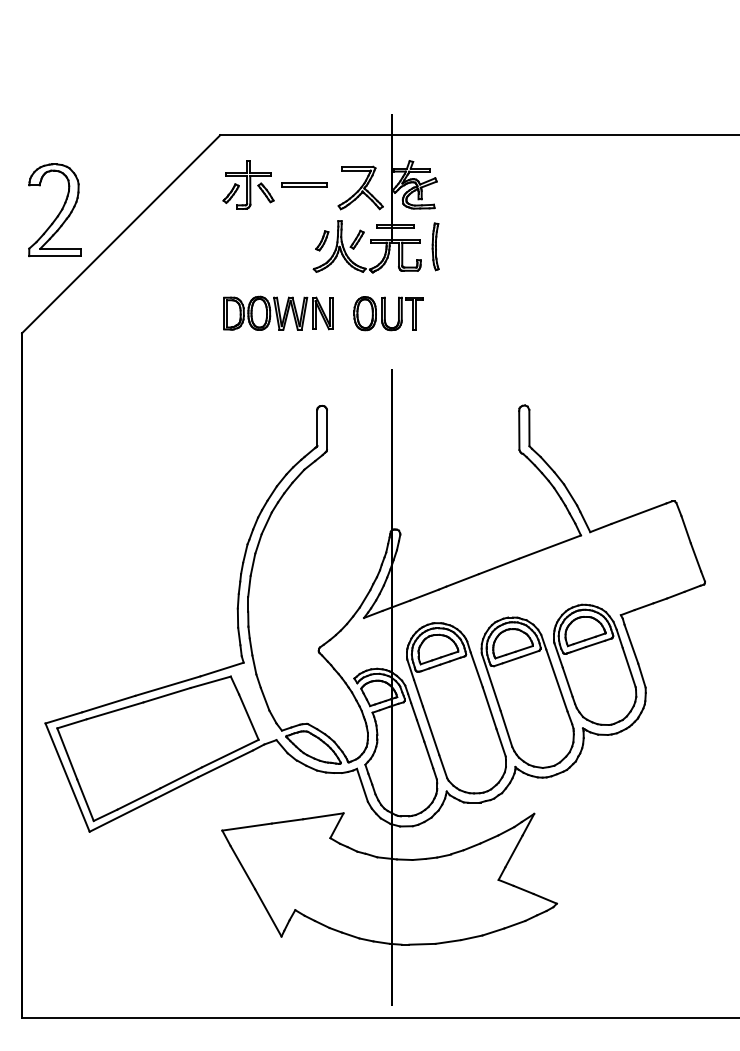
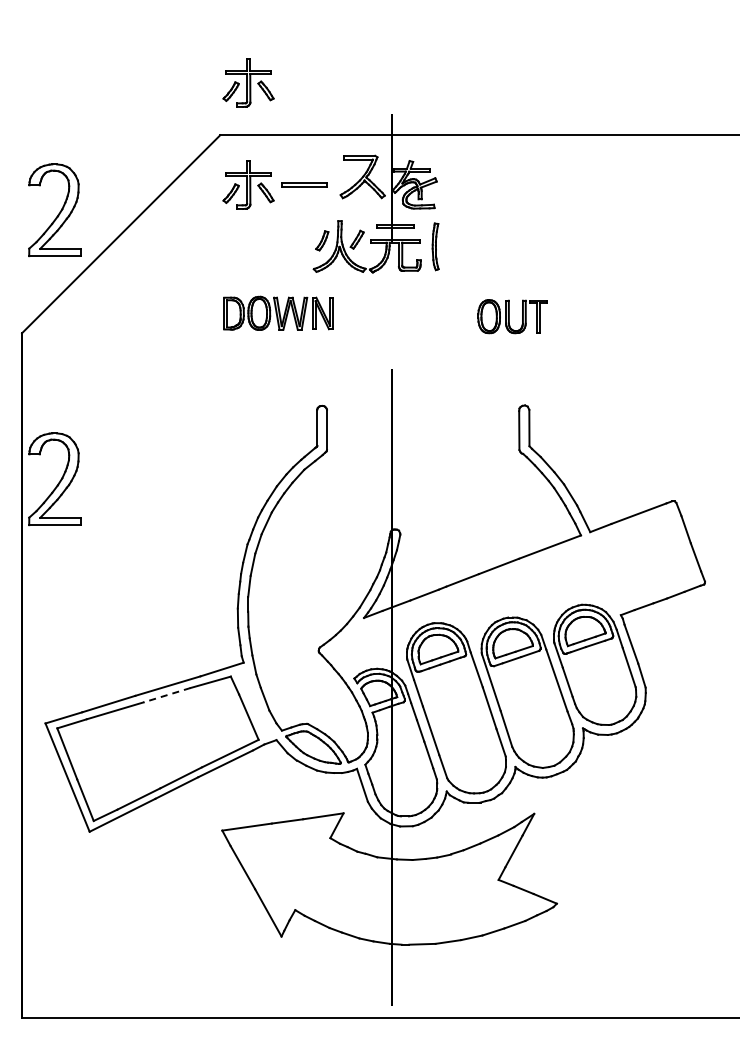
part: none -> present (248, 82)
part position: (360, 187) -> (362, 176) (362, 176)
part position: (388, 313) -> (512, 316) (512, 316)
part: none -> present (54, 479)
line: solid -> dashed (167, 695)
